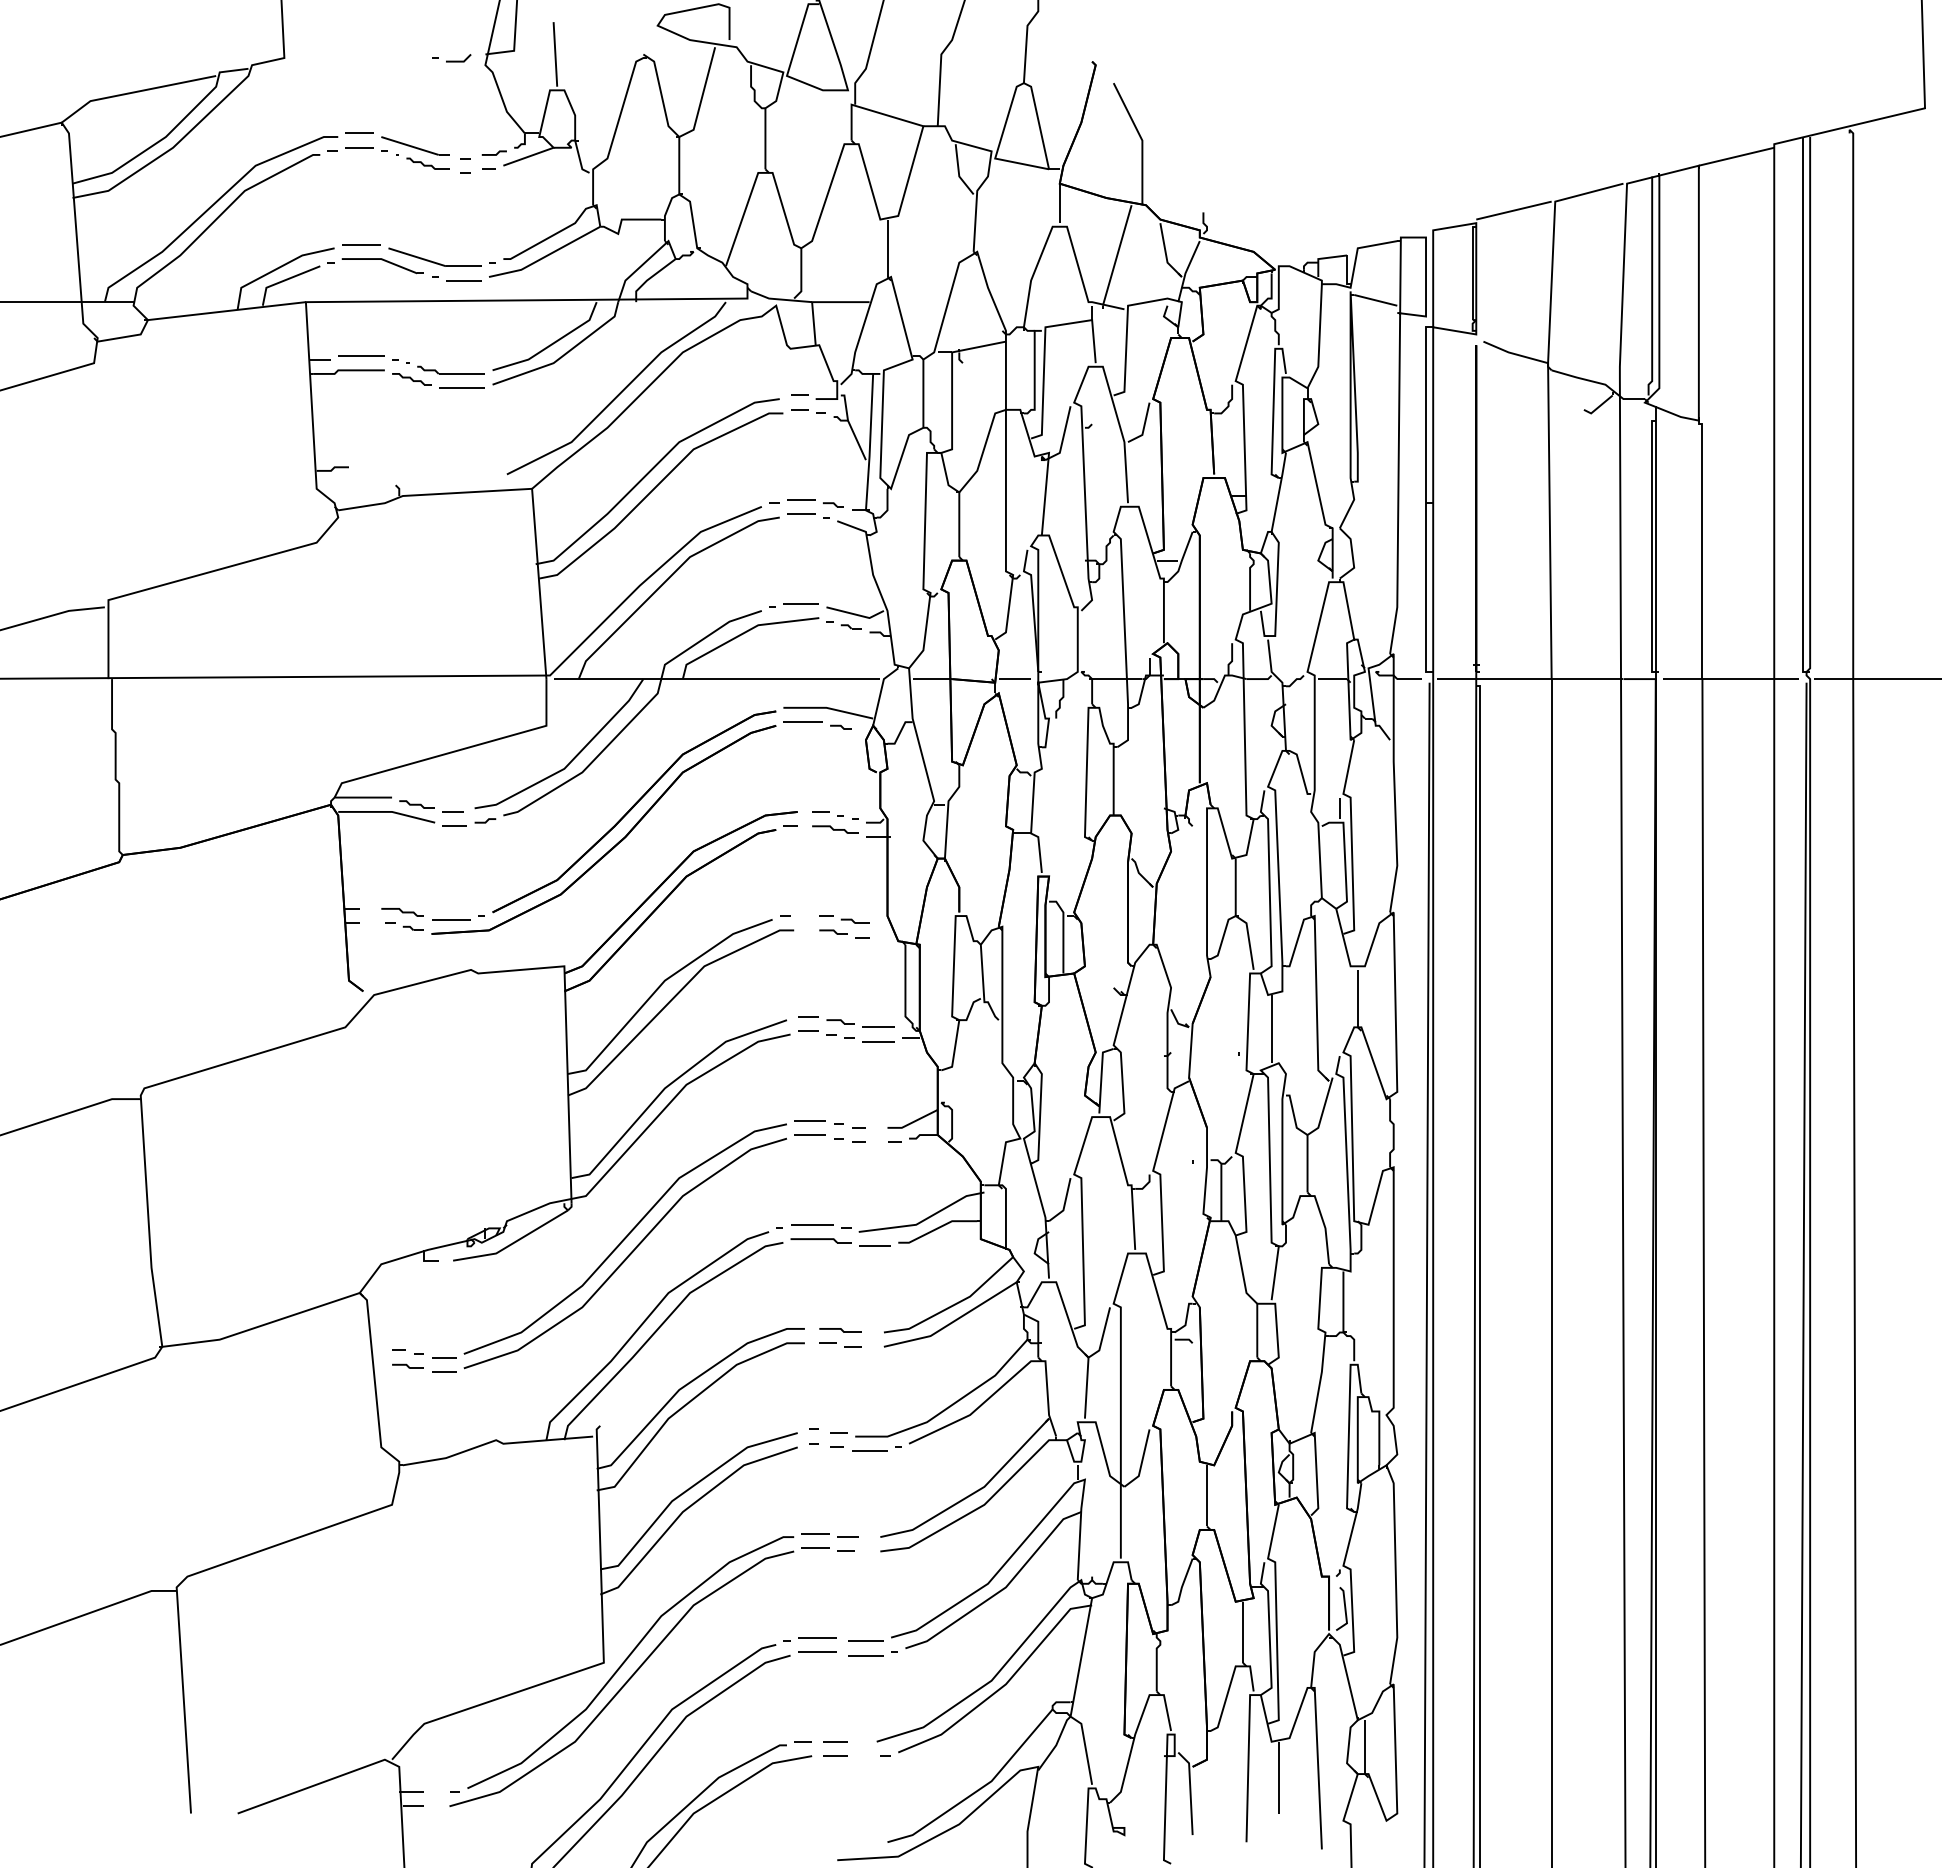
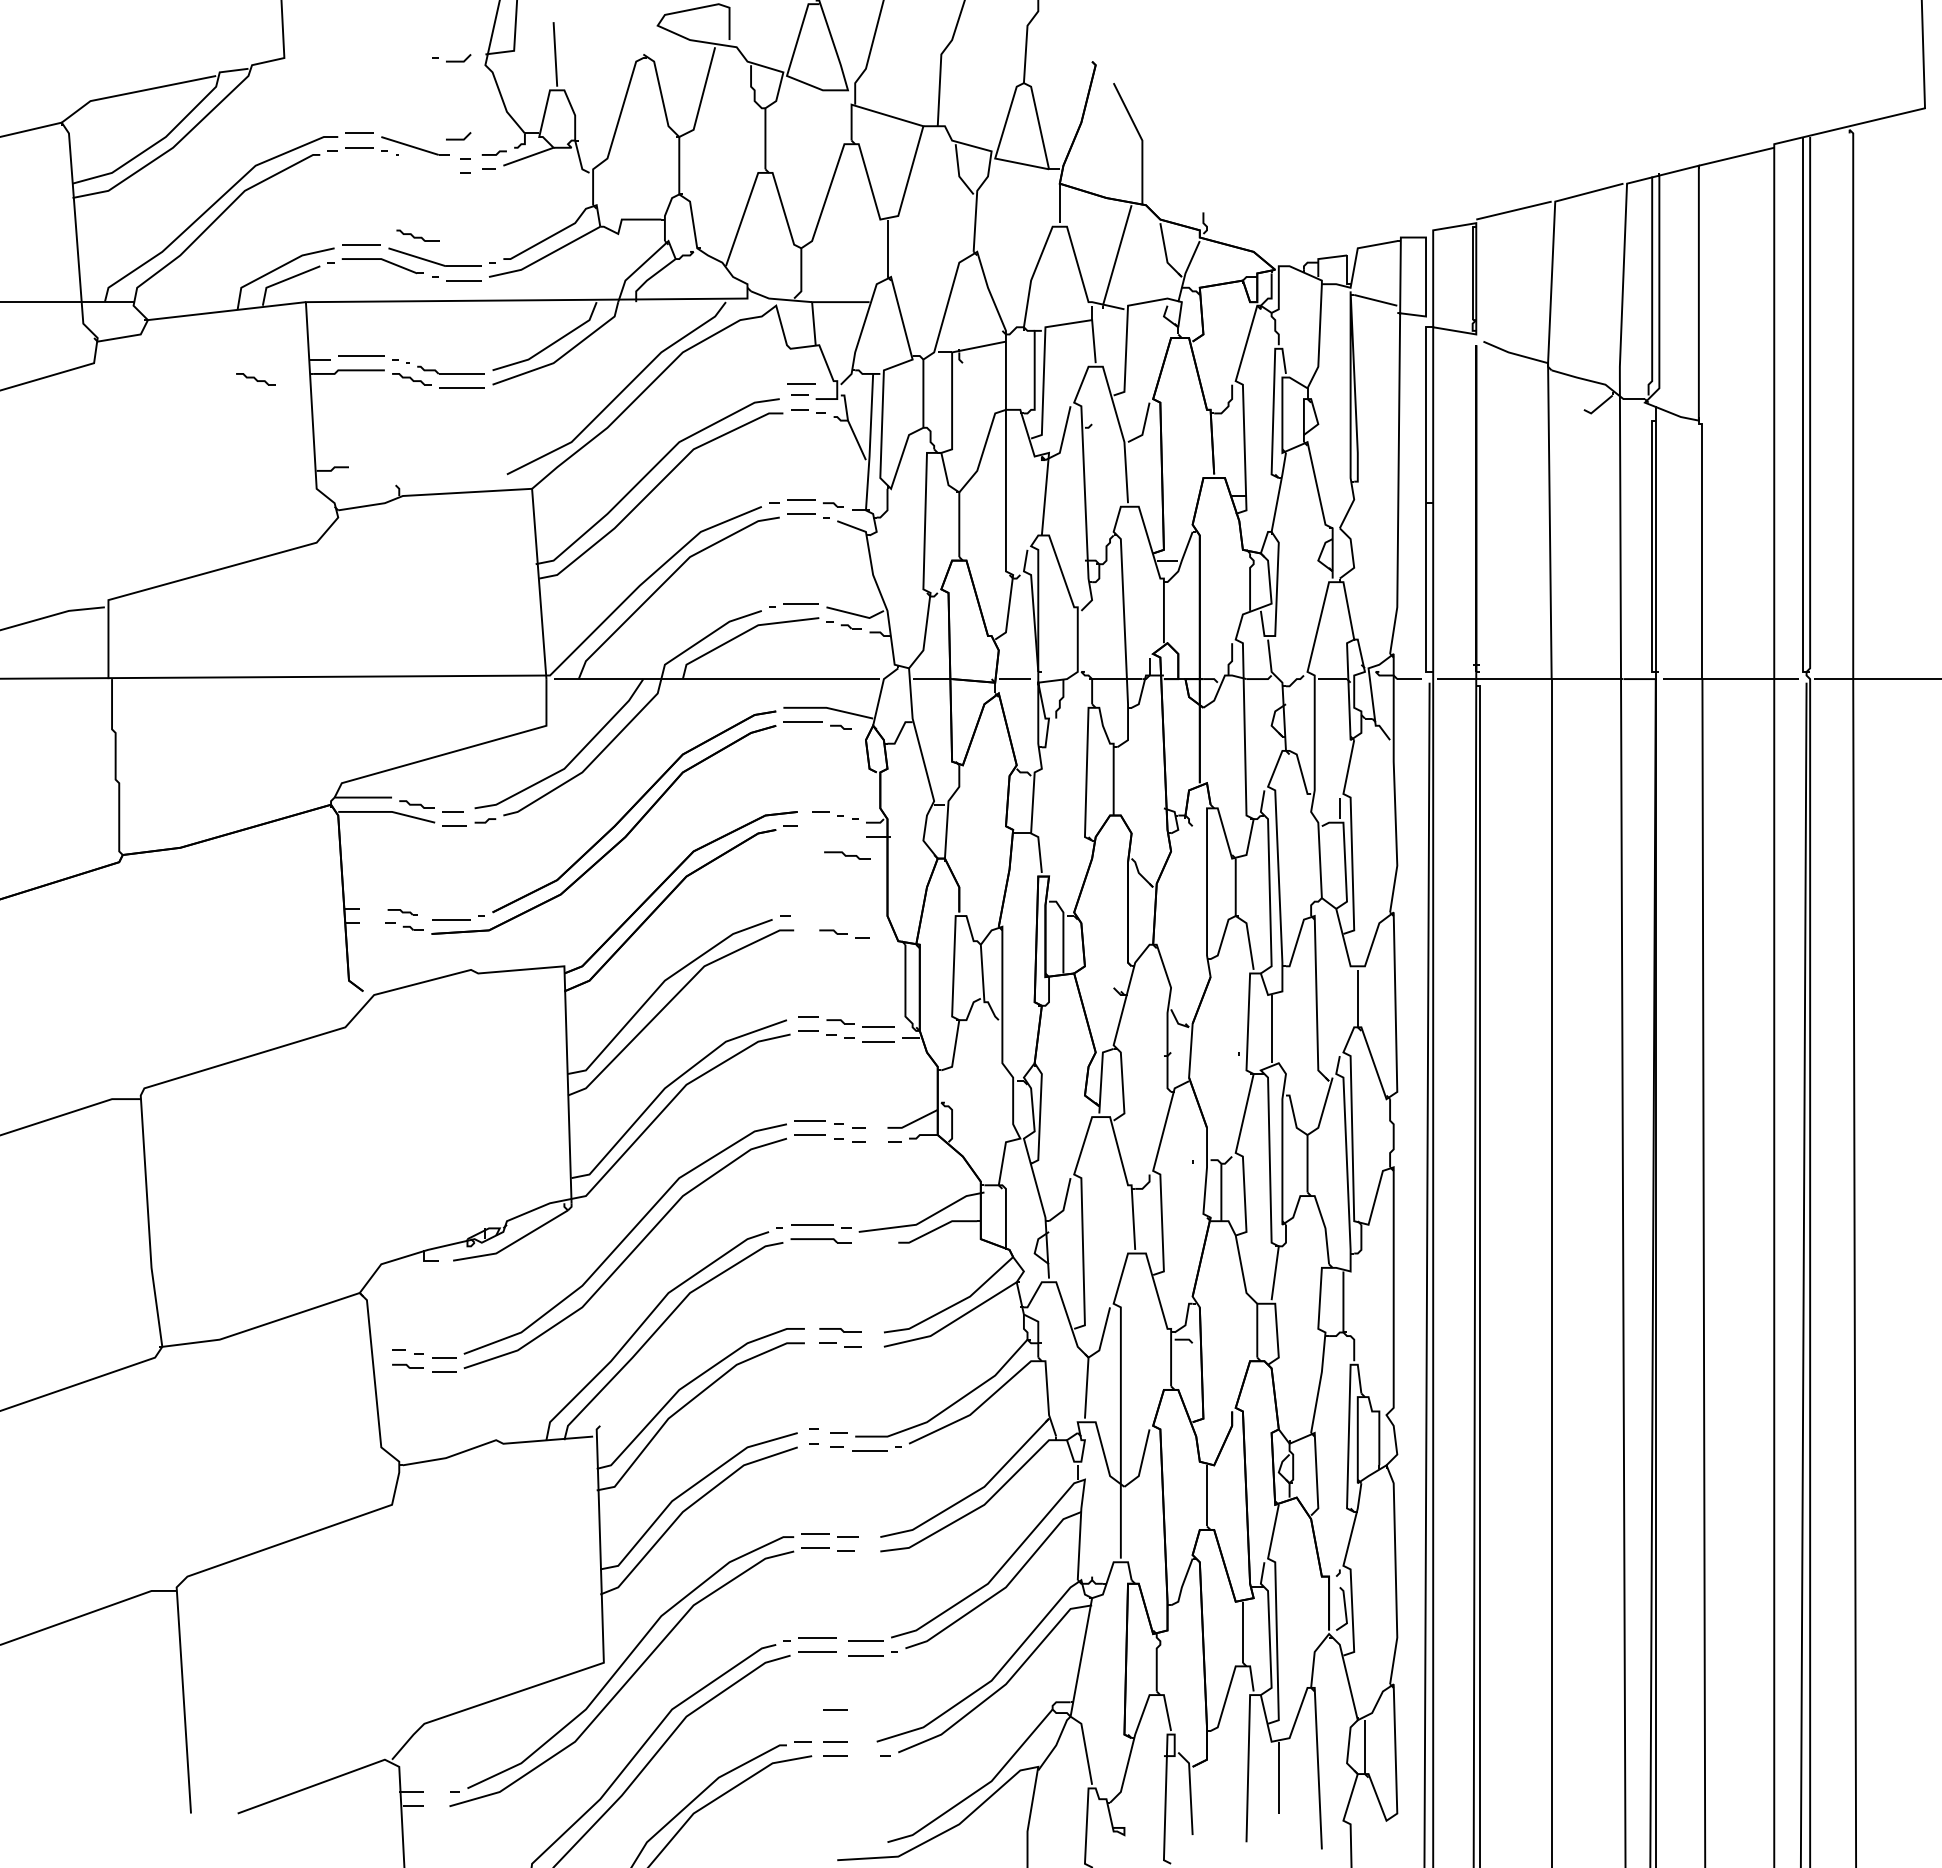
line: none -> present (458, 138)
part position: (427, 163) -> (417, 235) (417, 235)
part: none -> present (255, 379)
line: none -> present (801, 383)
part position: (835, 829) -> (847, 855) (847, 855)
part size: 43x9 px -> 31x7 px (402, 912)
part: present -> none (844, 919)
line: present -> none (874, 1245)
line: none -> present (835, 1709)
